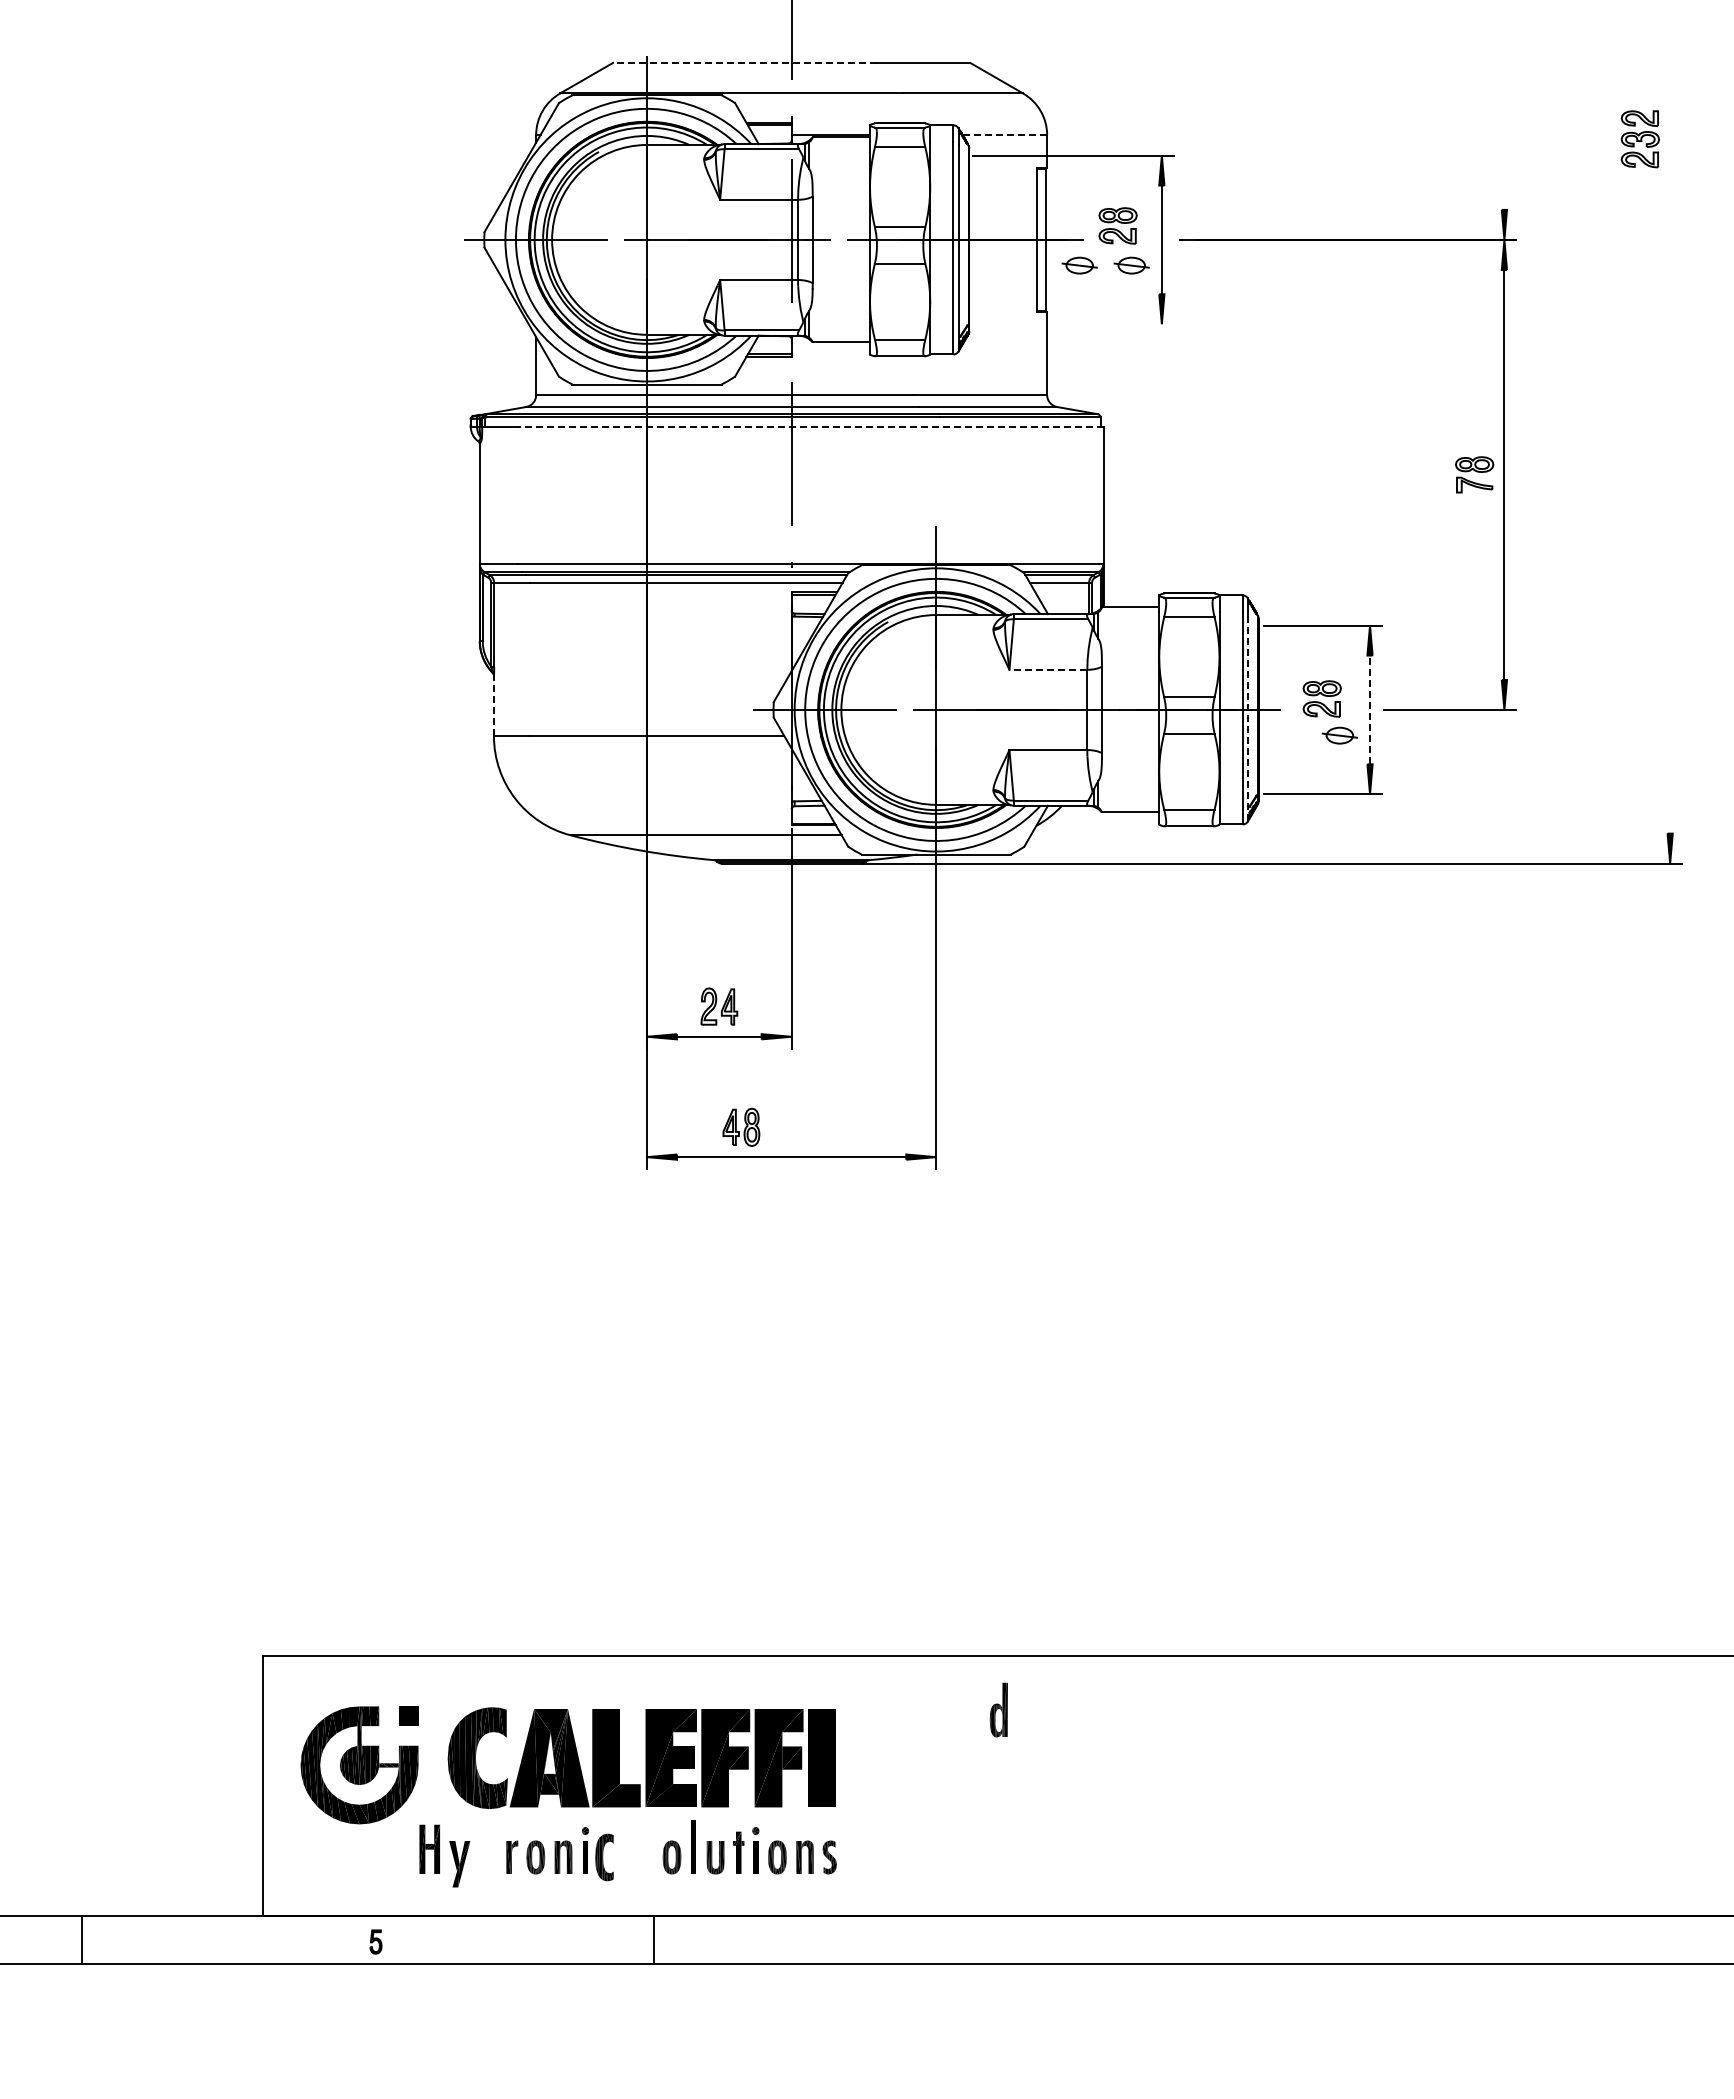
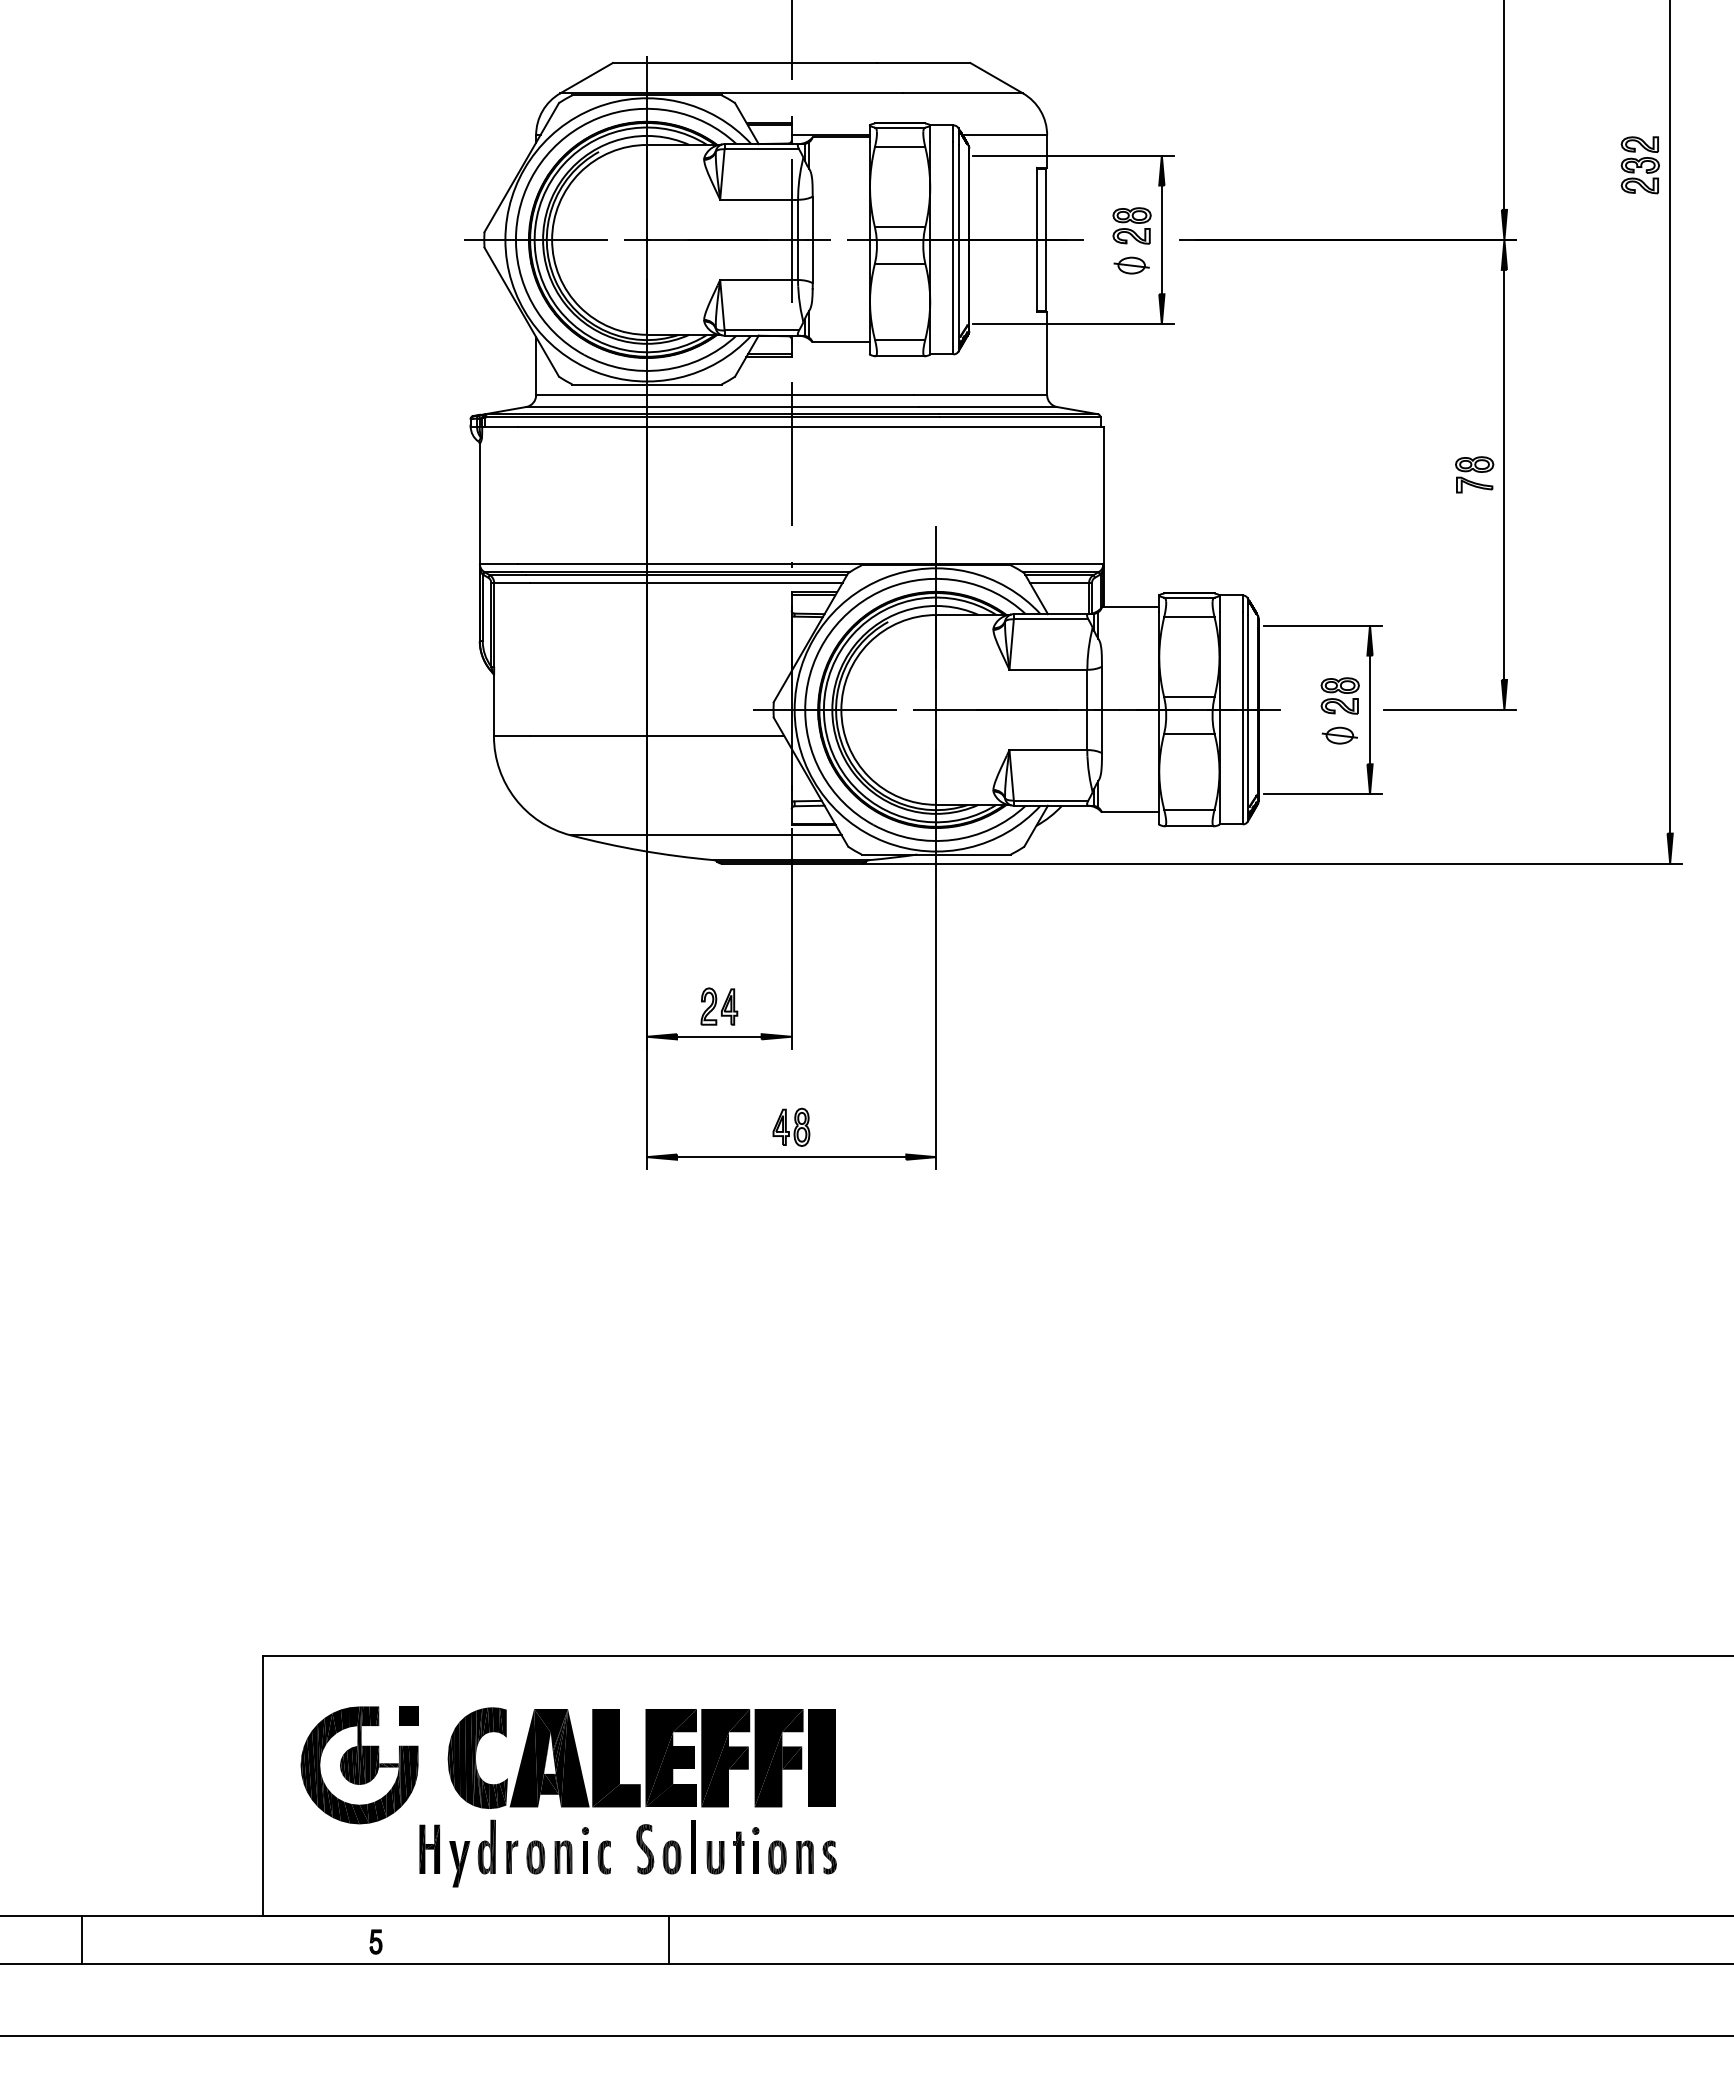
line: dashed -> solid (744, 62)
line: none -> present (1504, 105)
line: dashed -> solid (1004, 135)
part position: (1639, 139) -> (1639, 165) (1639, 165)
part position: (1117, 225) -> (1131, 225) (1131, 225)
part: present -> none (1079, 265)
line: none -> present (1072, 324)
line: none -> present (1670, 417)
line: dashed -> solid (810, 426)
line: dashed -> solid (1048, 669)
part position: (1321, 698) -> (1339, 695) (1339, 695)
line: dashed -> solid (493, 705)
line: dashed -> solid (1370, 709)
line: dashed -> solid (1247, 717)
part position: (741, 1126) -> (791, 1126) (791, 1126)
part position: (998, 1709) -> (486, 1846) (486, 1846)
part: none -> present (645, 1849)
part size: 19x49 px -> 14x35 px (603, 1857)
line position: (654, 1939) -> (669, 1939) (669, 1939)
line: none -> present (866, 2036)
